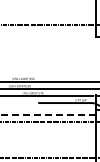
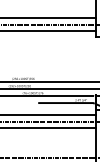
line: none -> present (48, 18)
line: none -> present (48, 31)
line: dashed -> solid (47, 115)
line: none -> present (48, 128)
